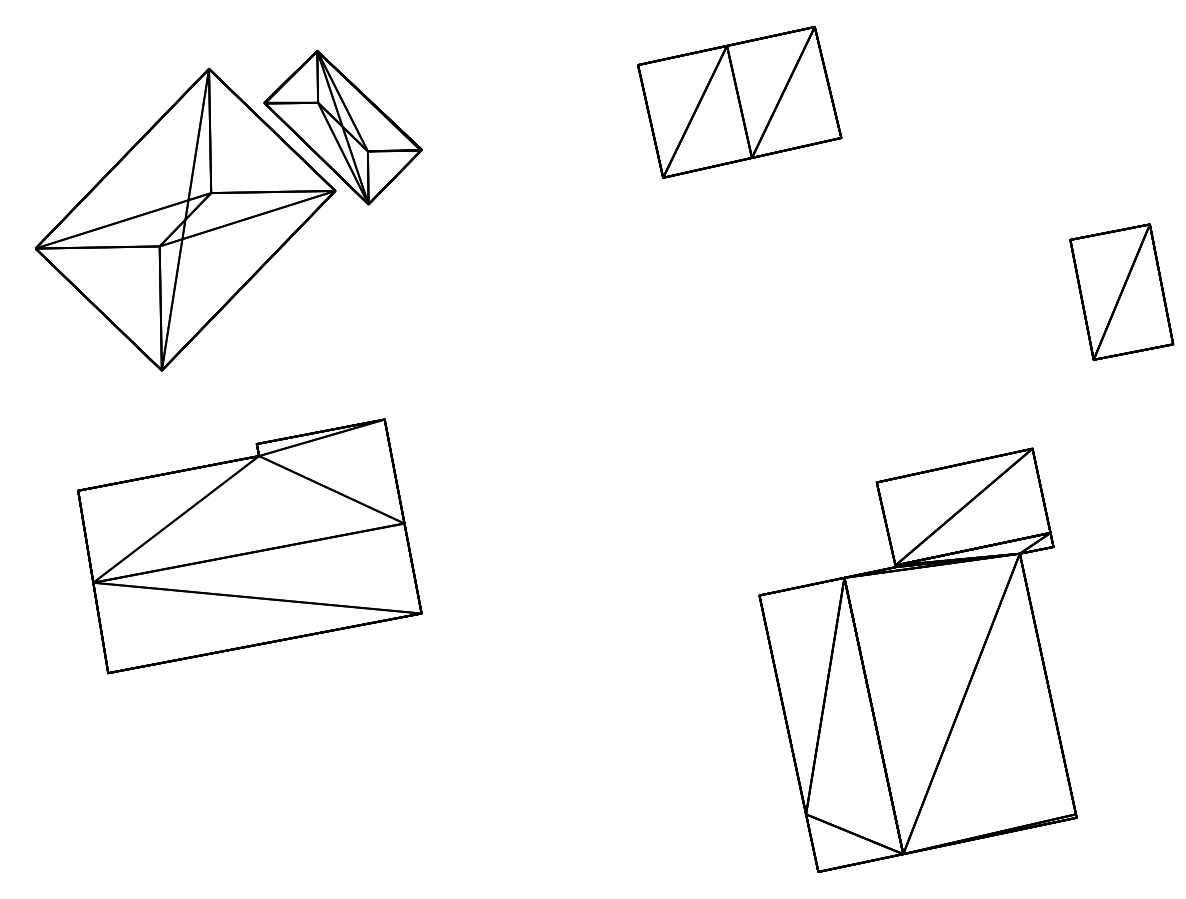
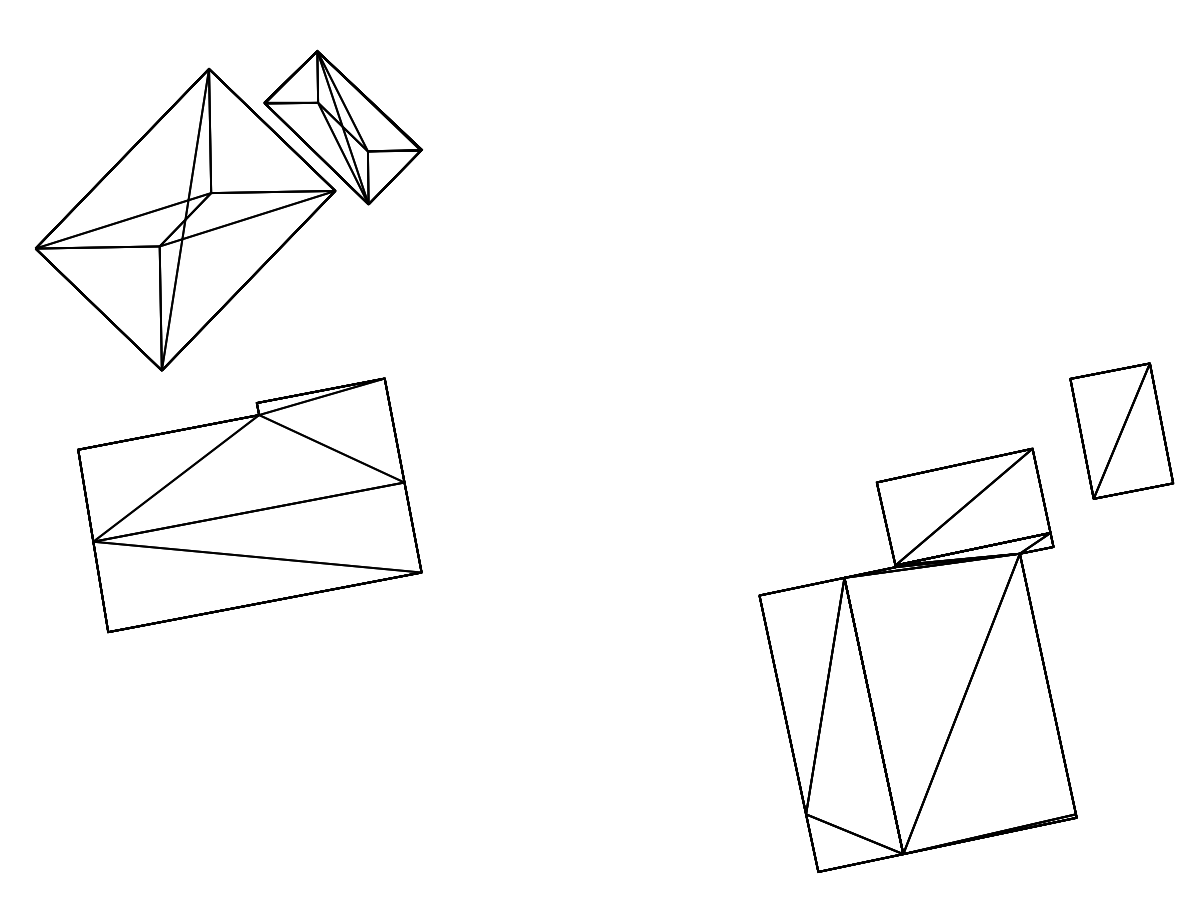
part: present -> none (739, 102)
part position: (1121, 291) -> (1121, 430) (1121, 430)
part position: (249, 546) -> (249, 505) (249, 505)
